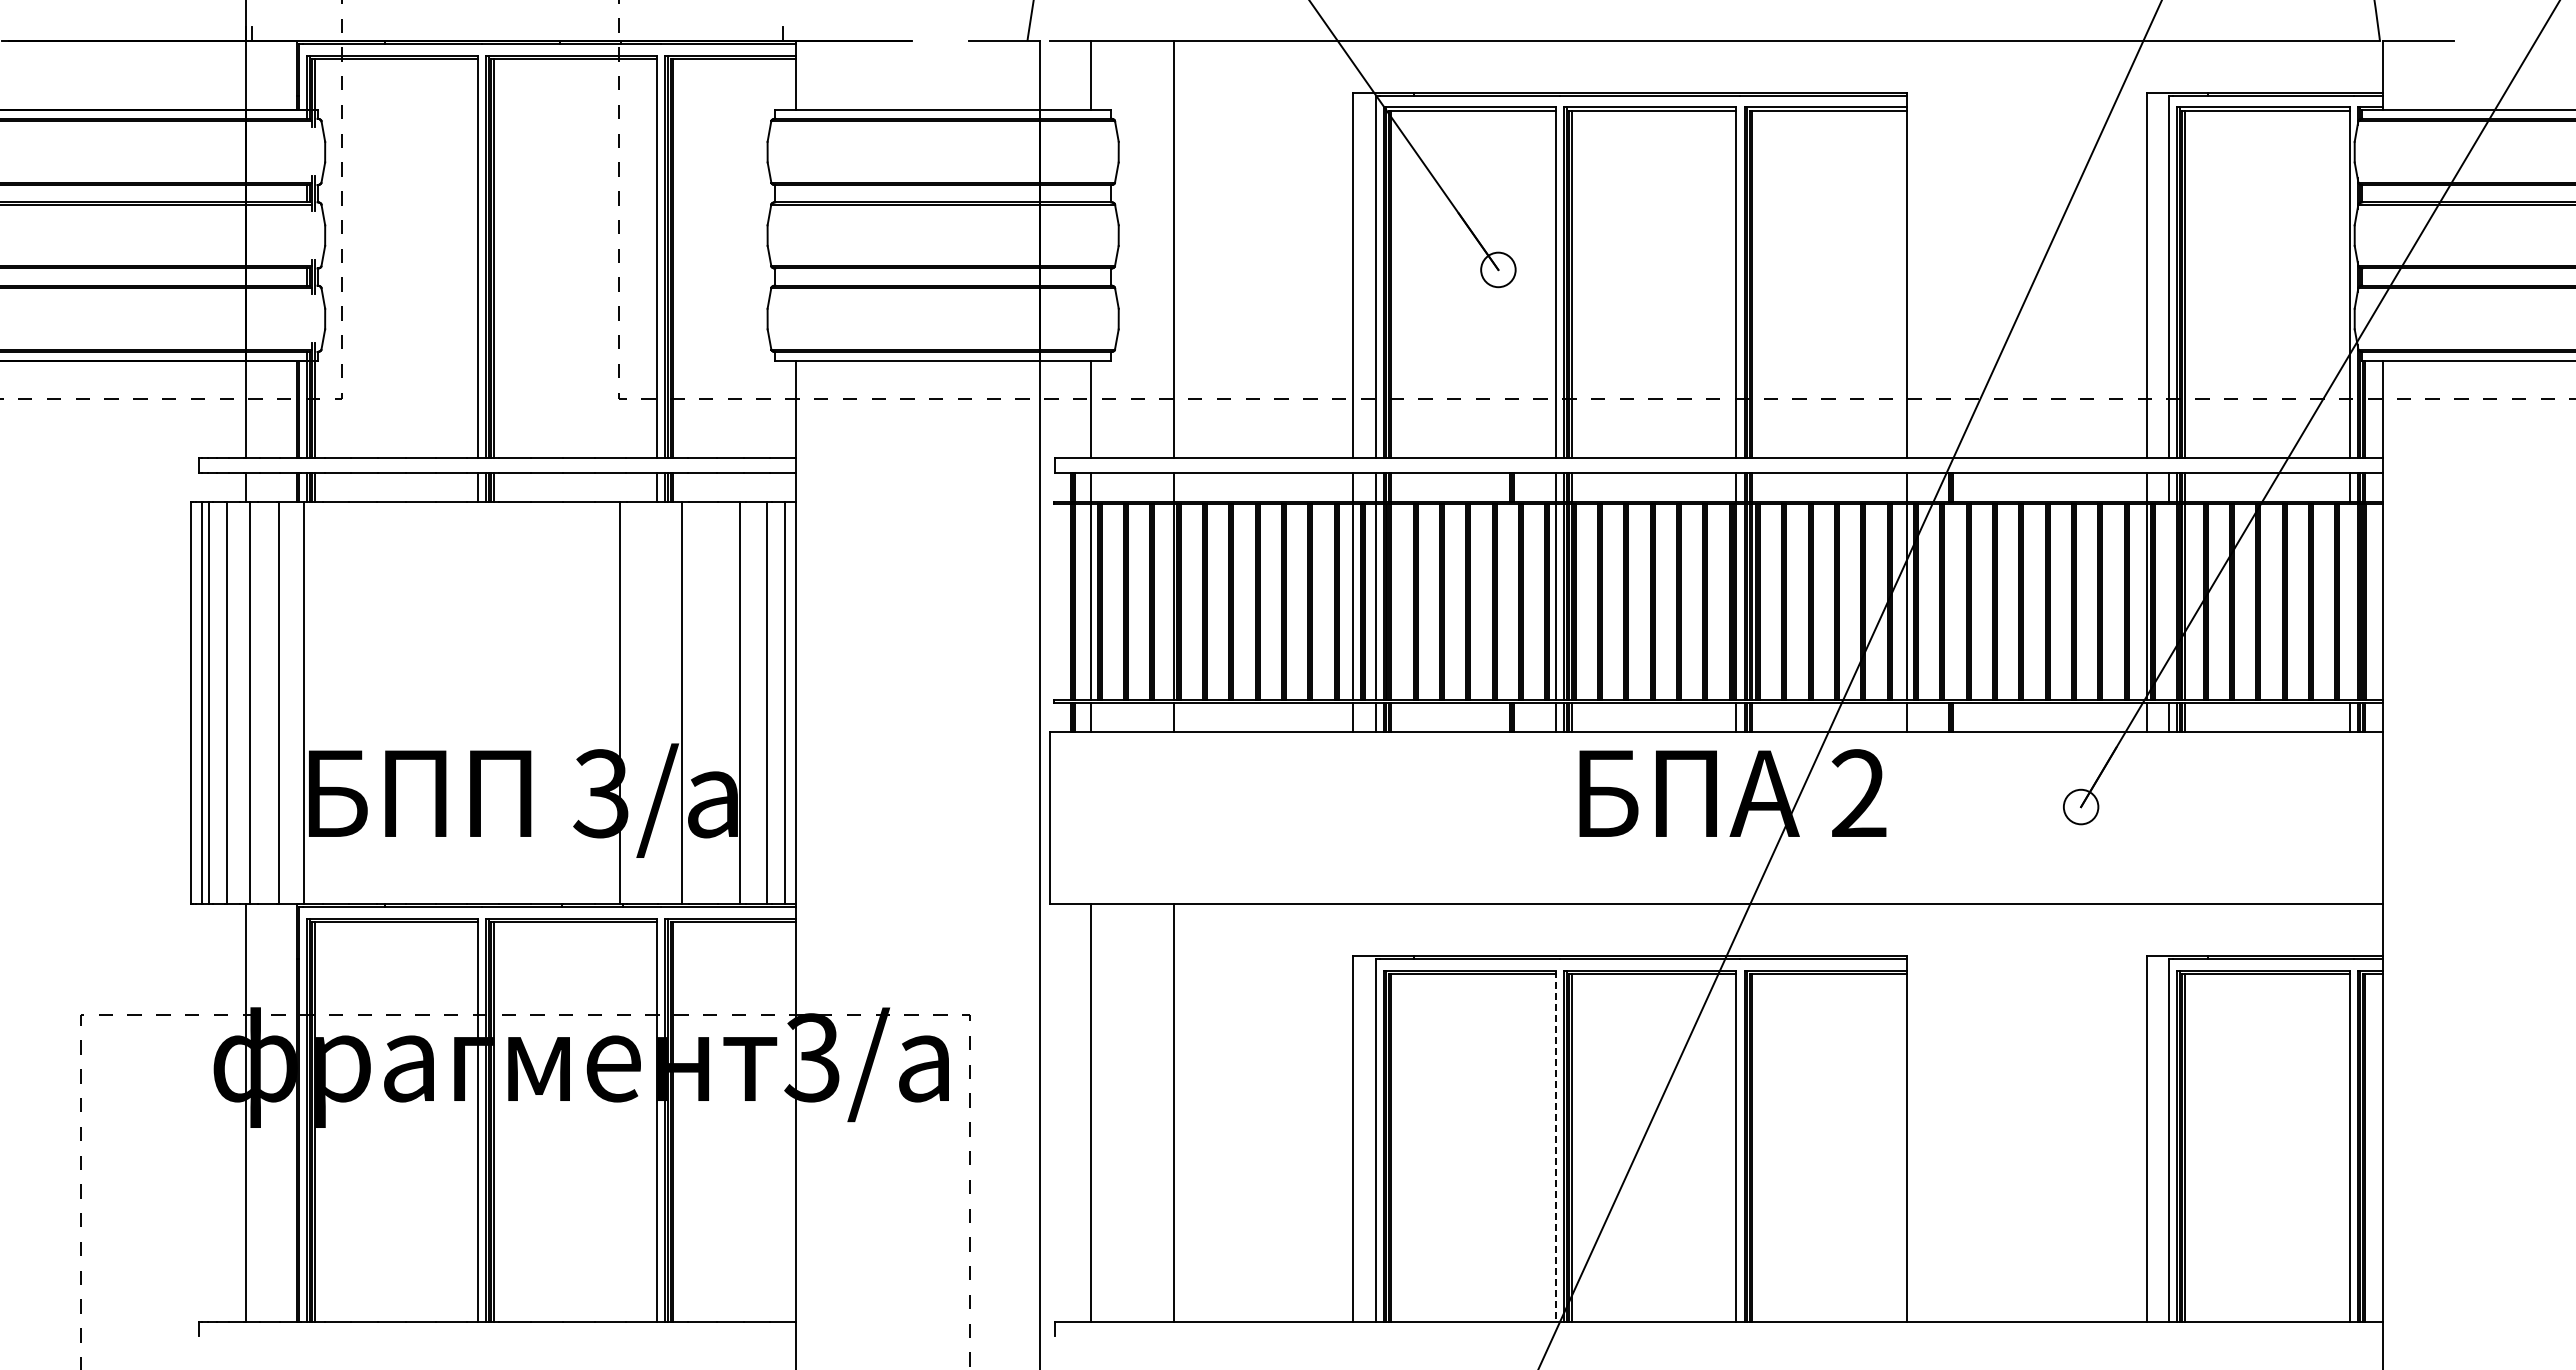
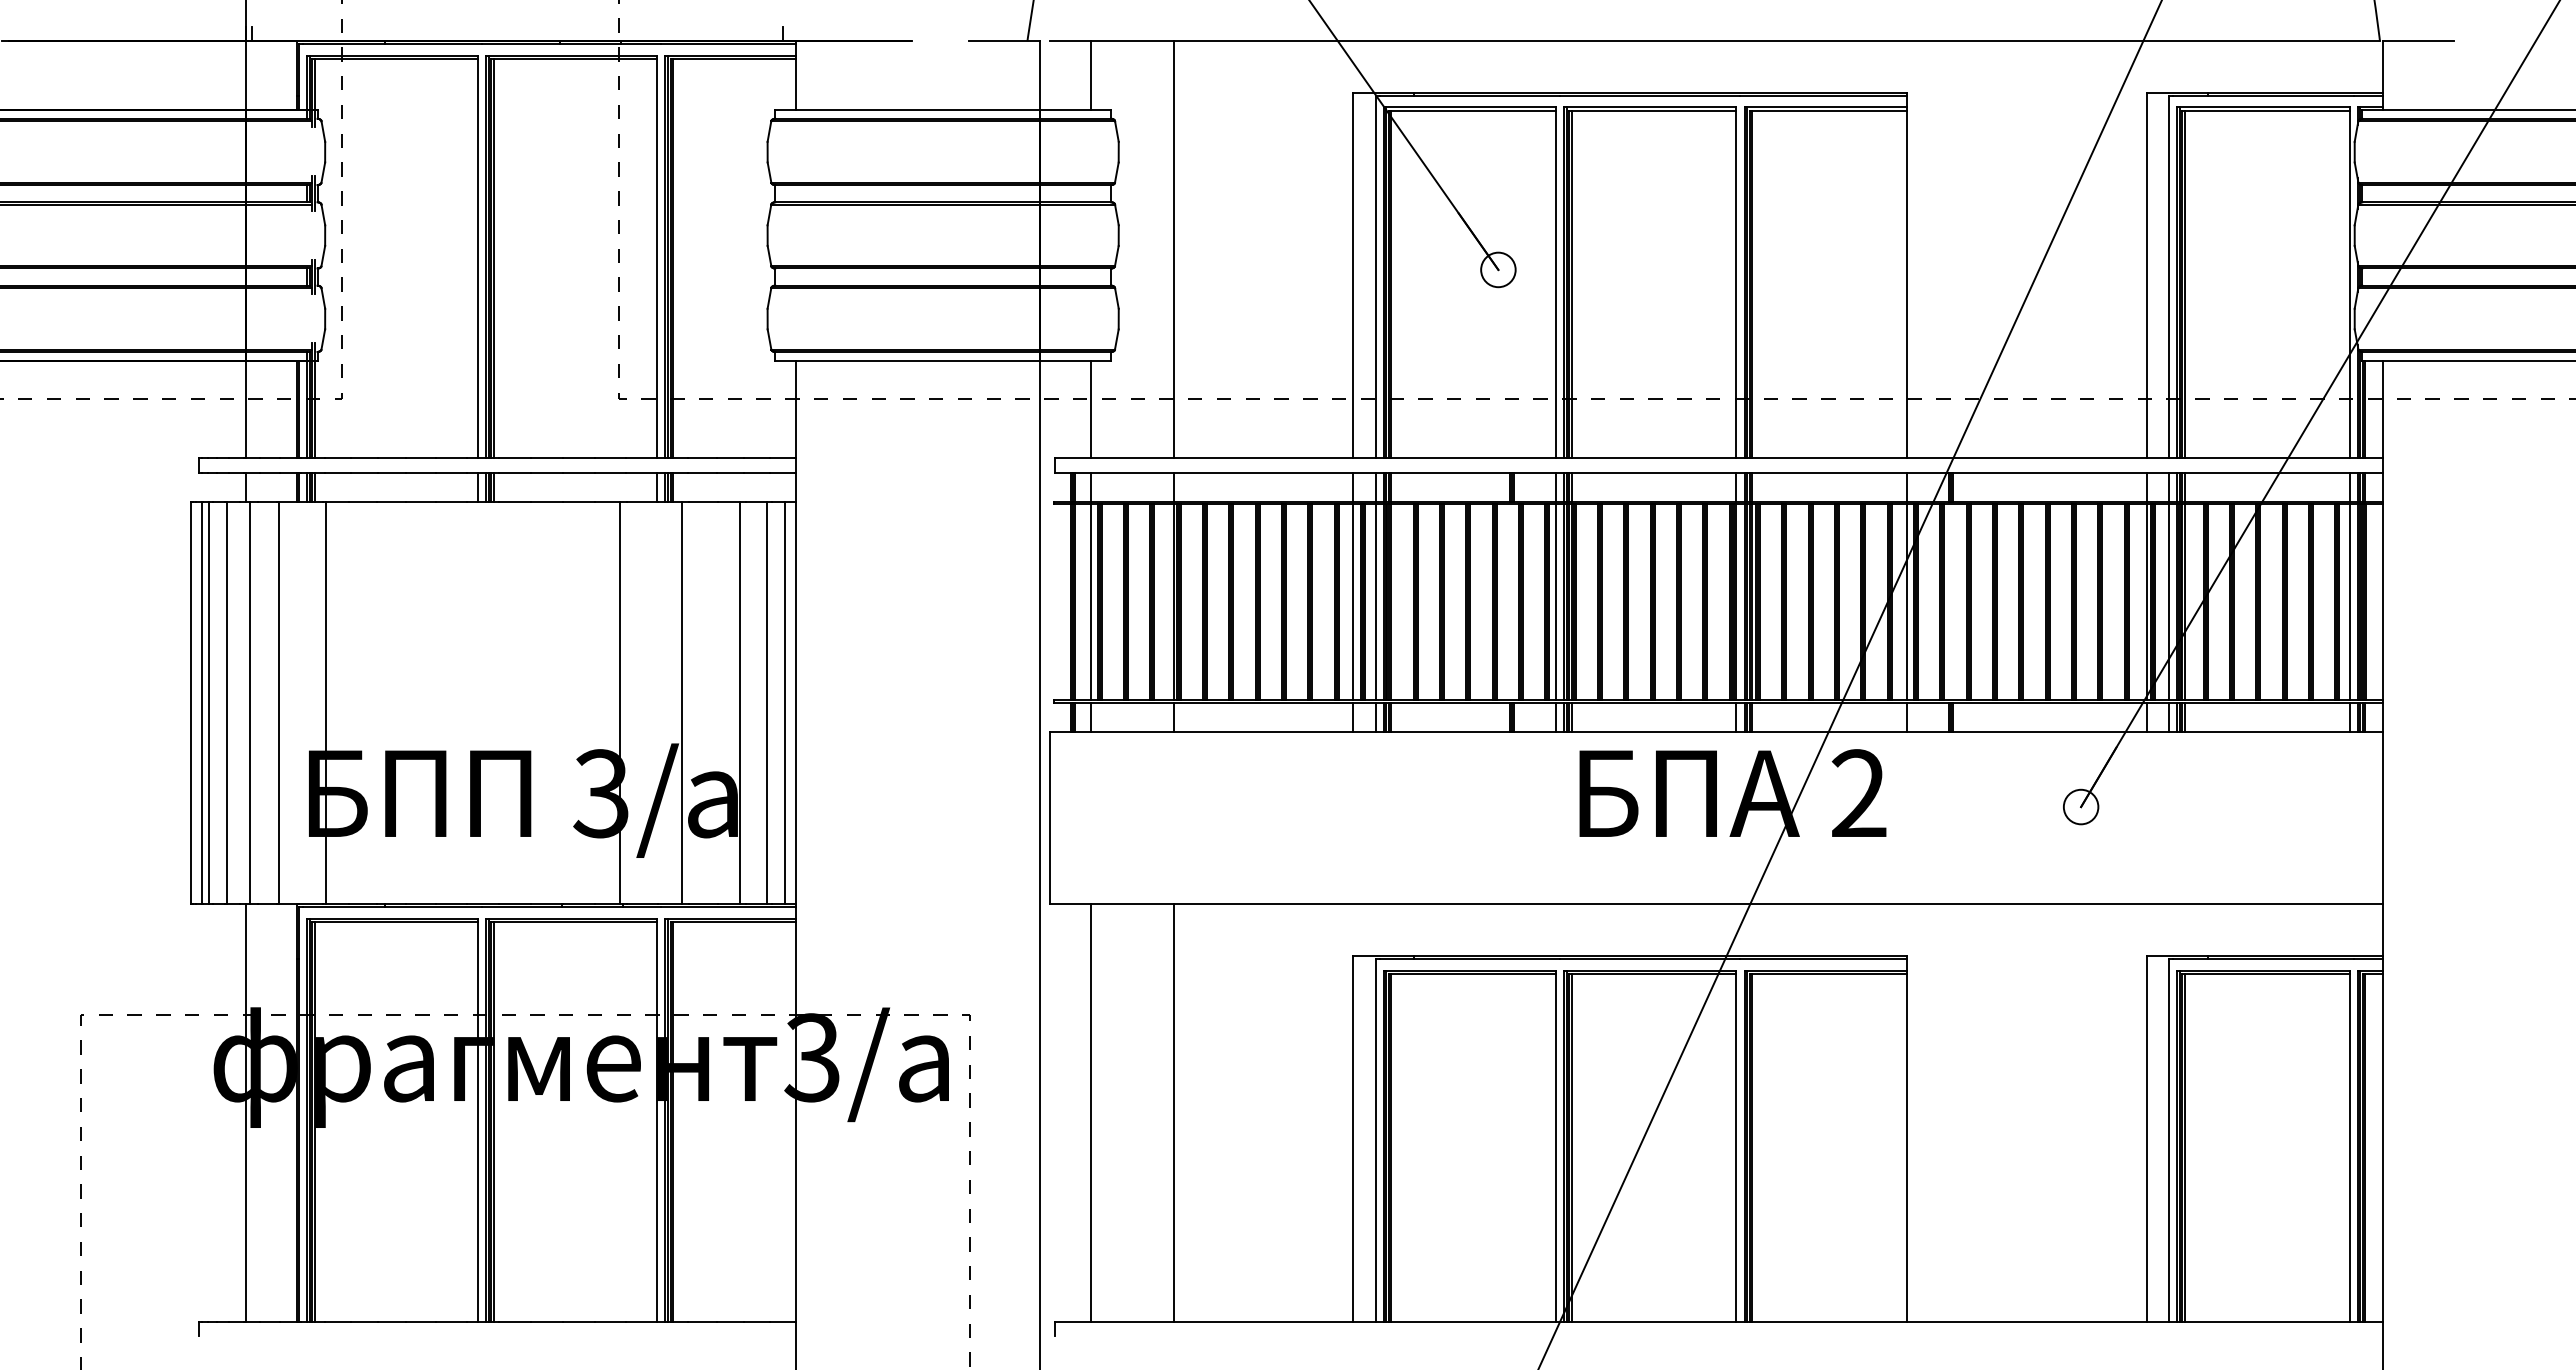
line: none -> present (2169, 602)
line: none -> present (2349, 602)
line position: (304, 702) -> (326, 702) (326, 702)
line: dashed -> solid (1555, 1146)
